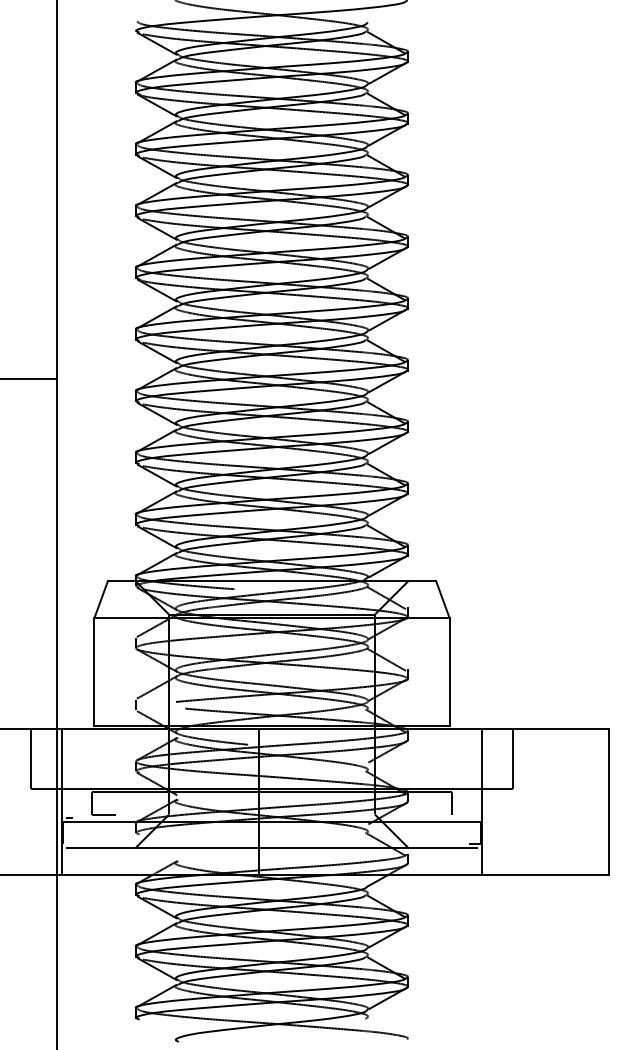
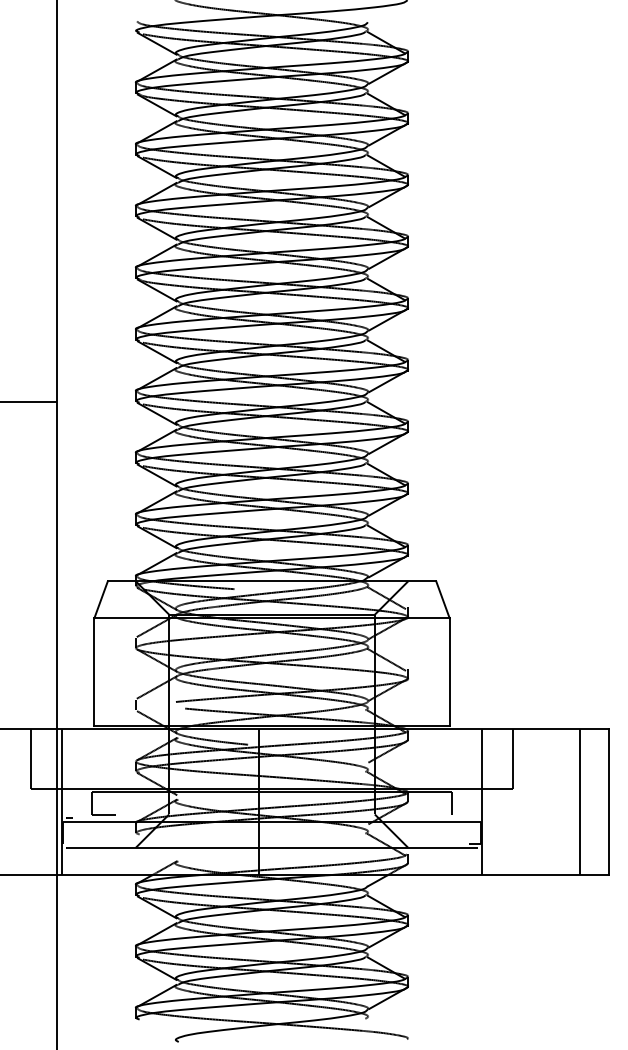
line position: (29, 378) -> (29, 401) (29, 401)
line: none -> present (579, 802)
